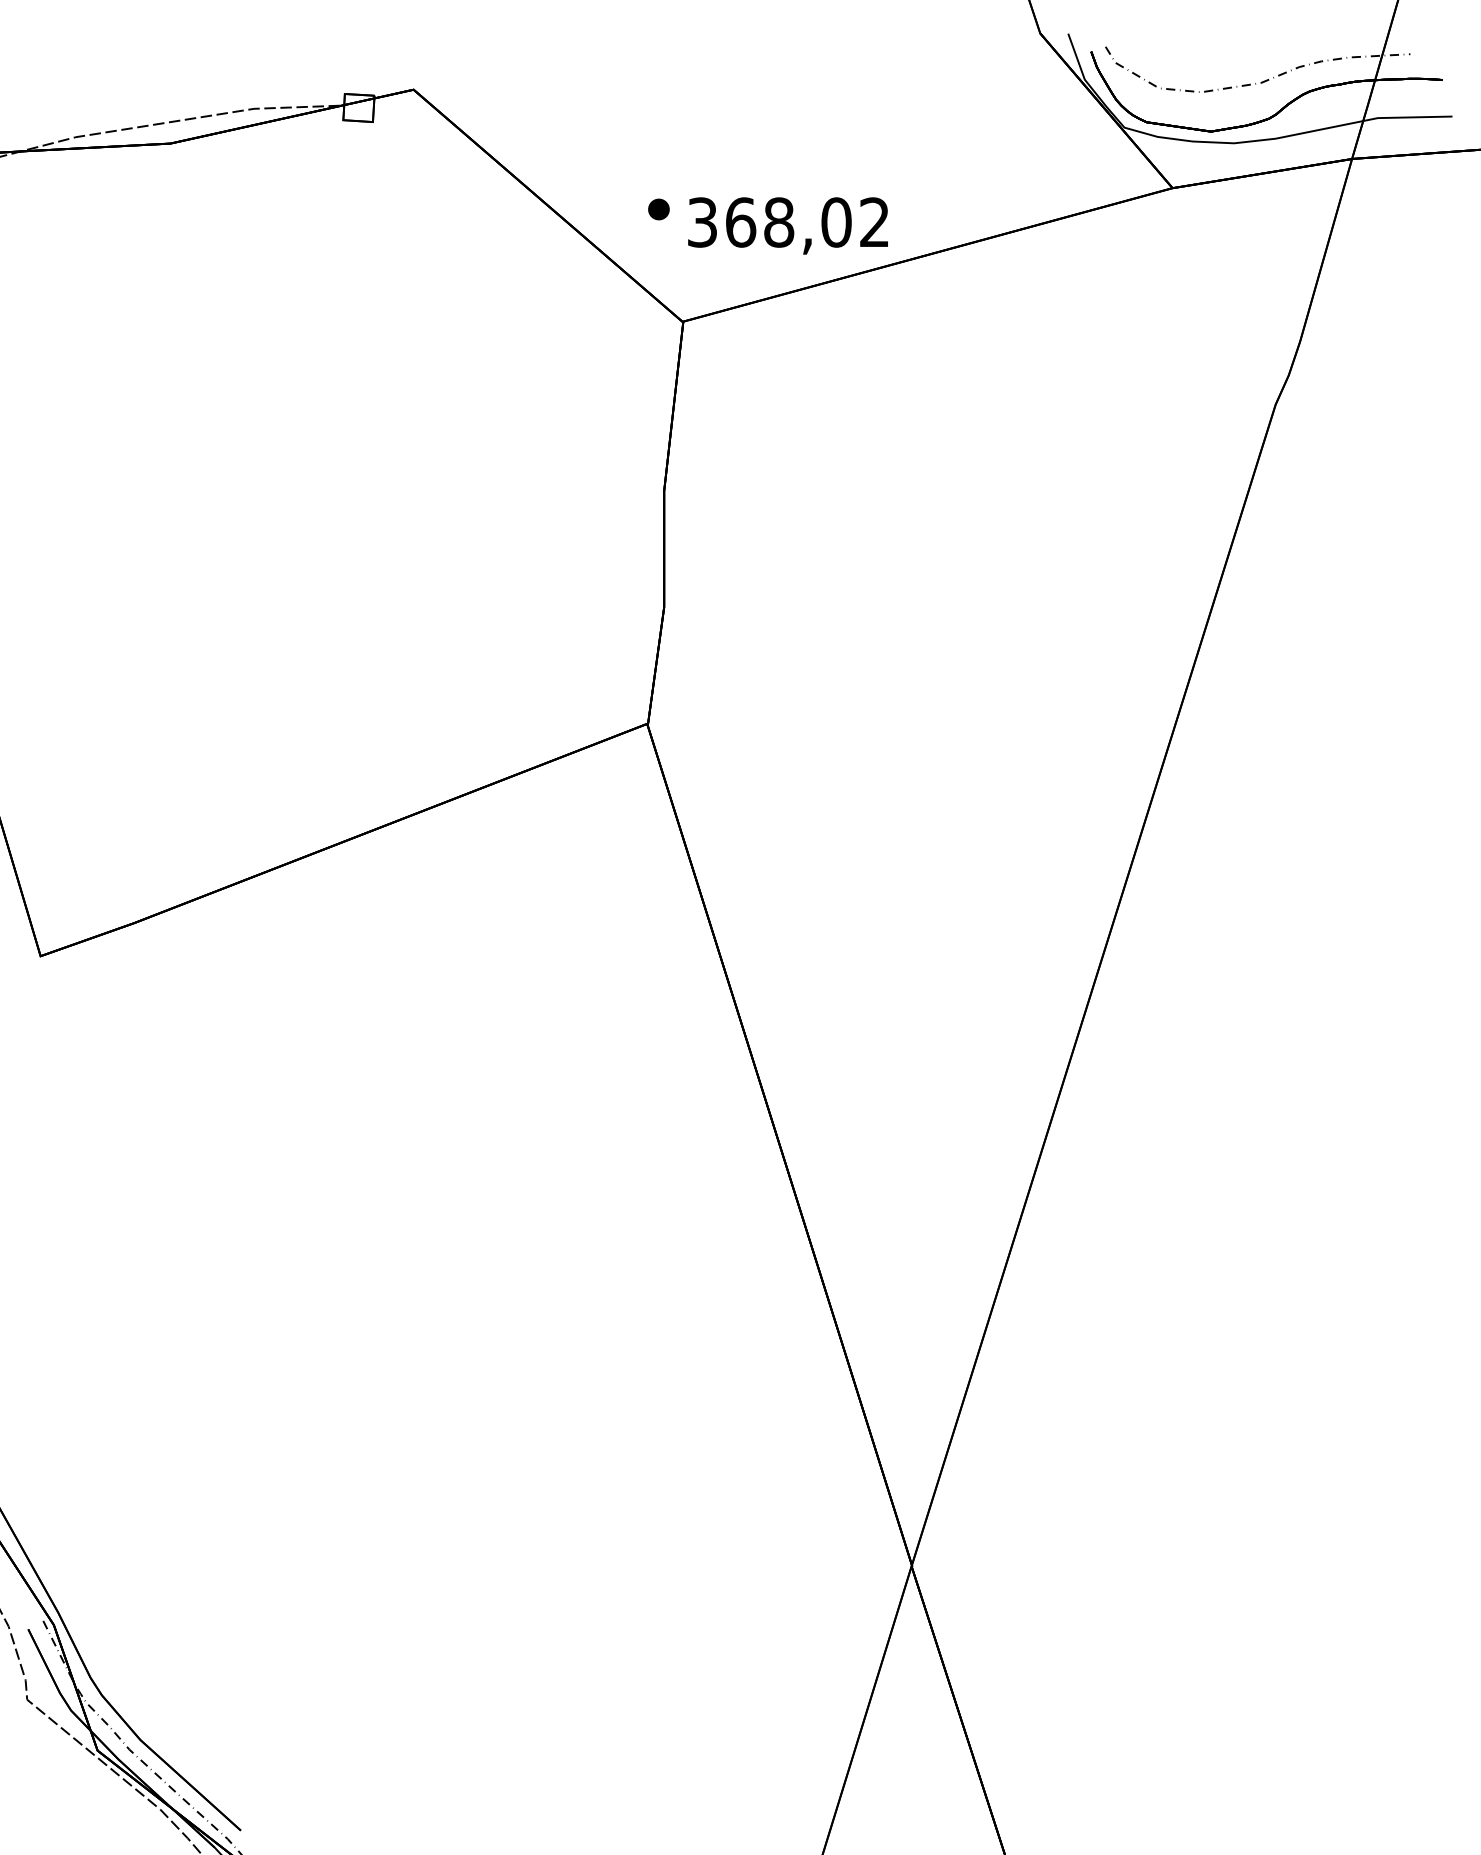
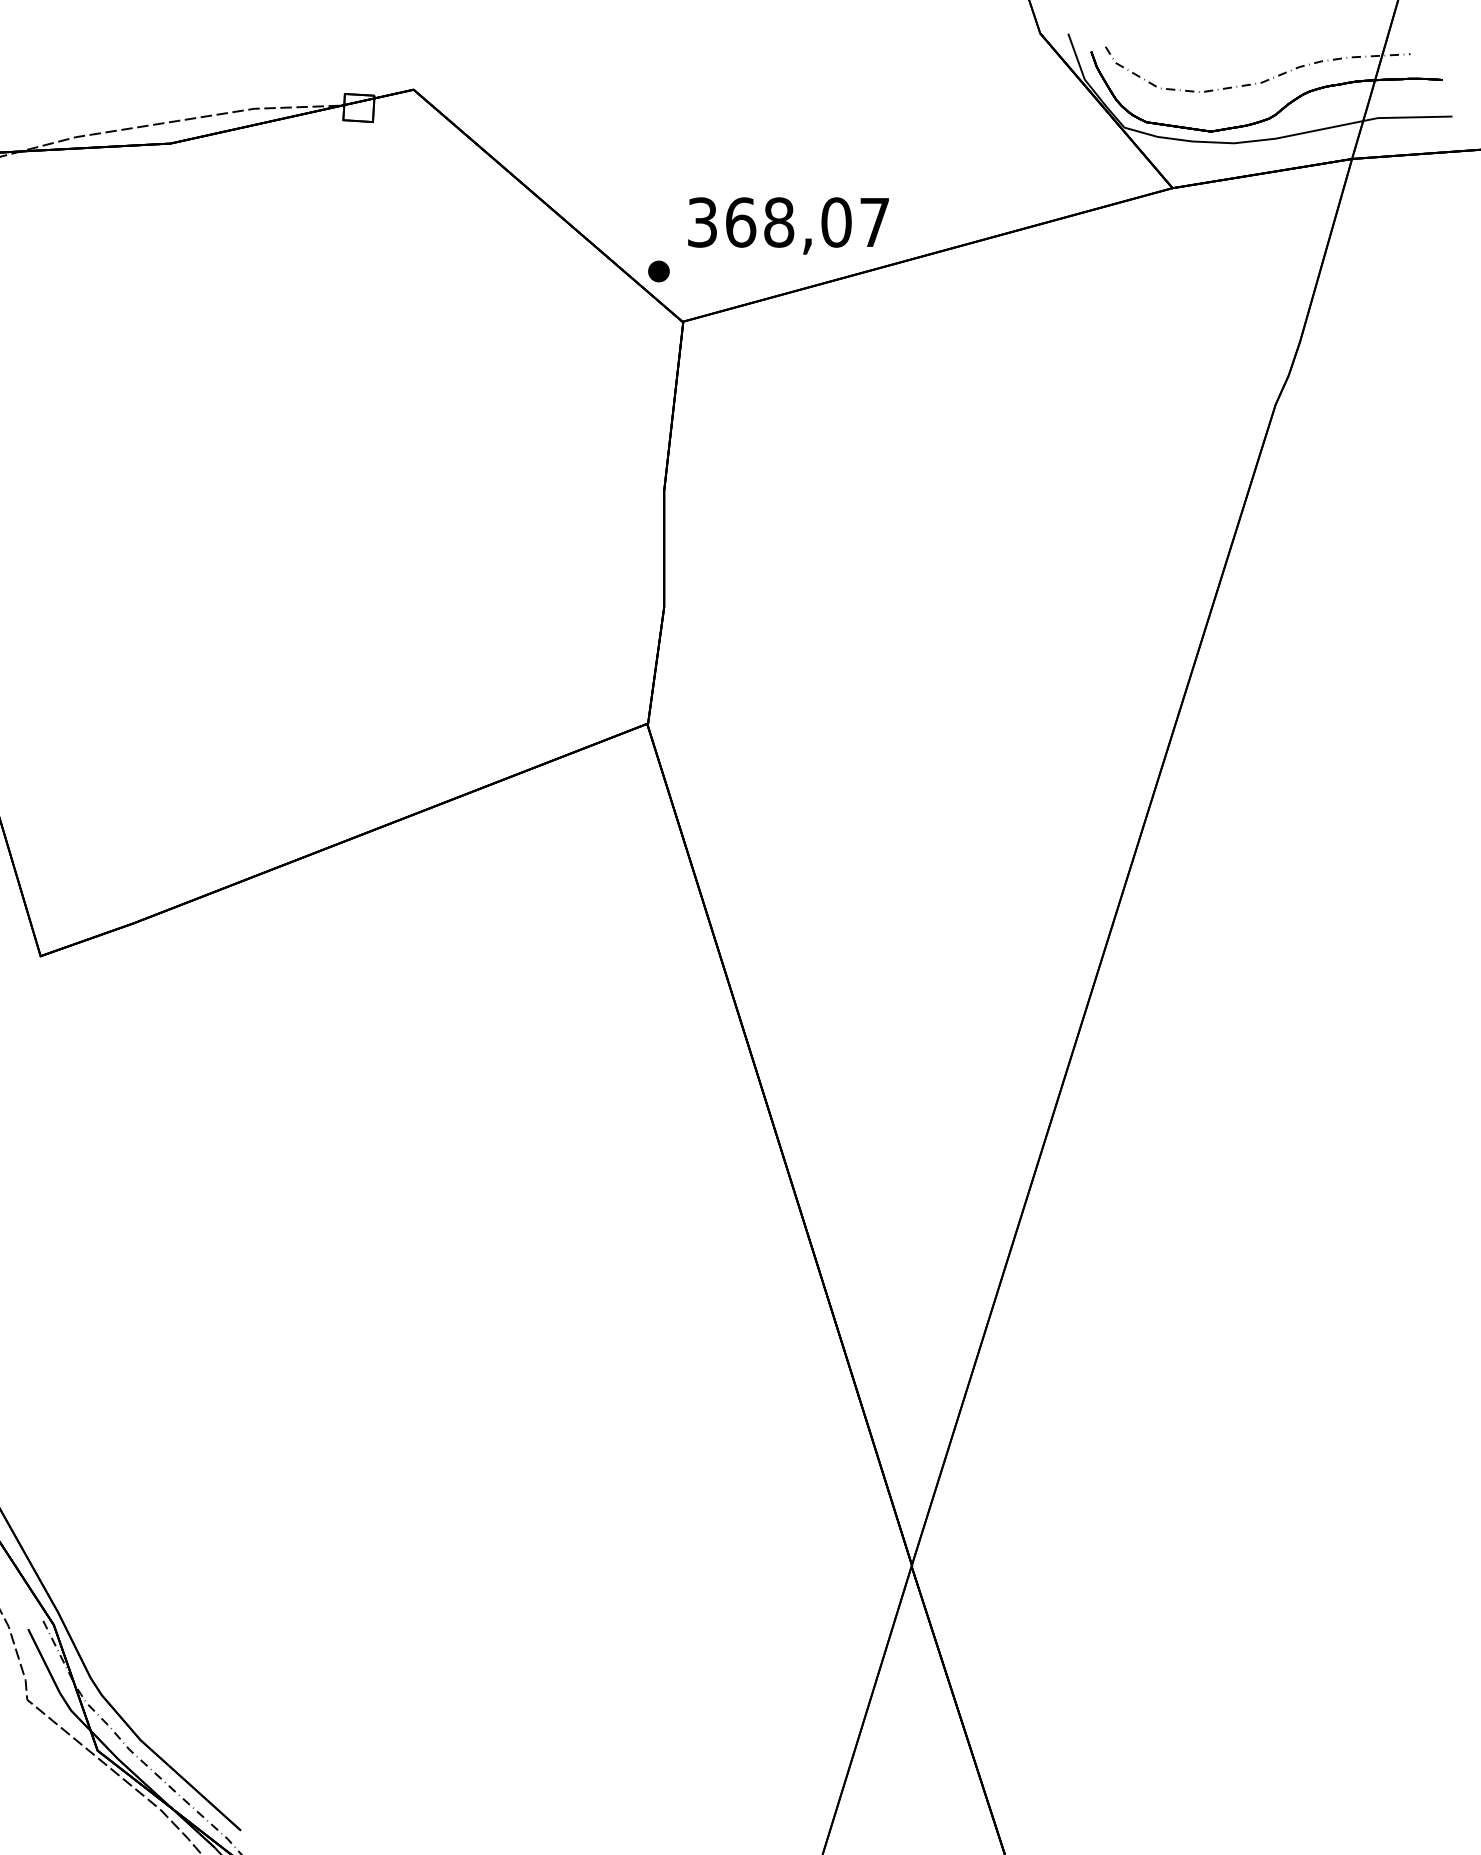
part position: (658, 209) -> (658, 271) (658, 271)
text: 368,02 -> 368,07 (874, 221)
